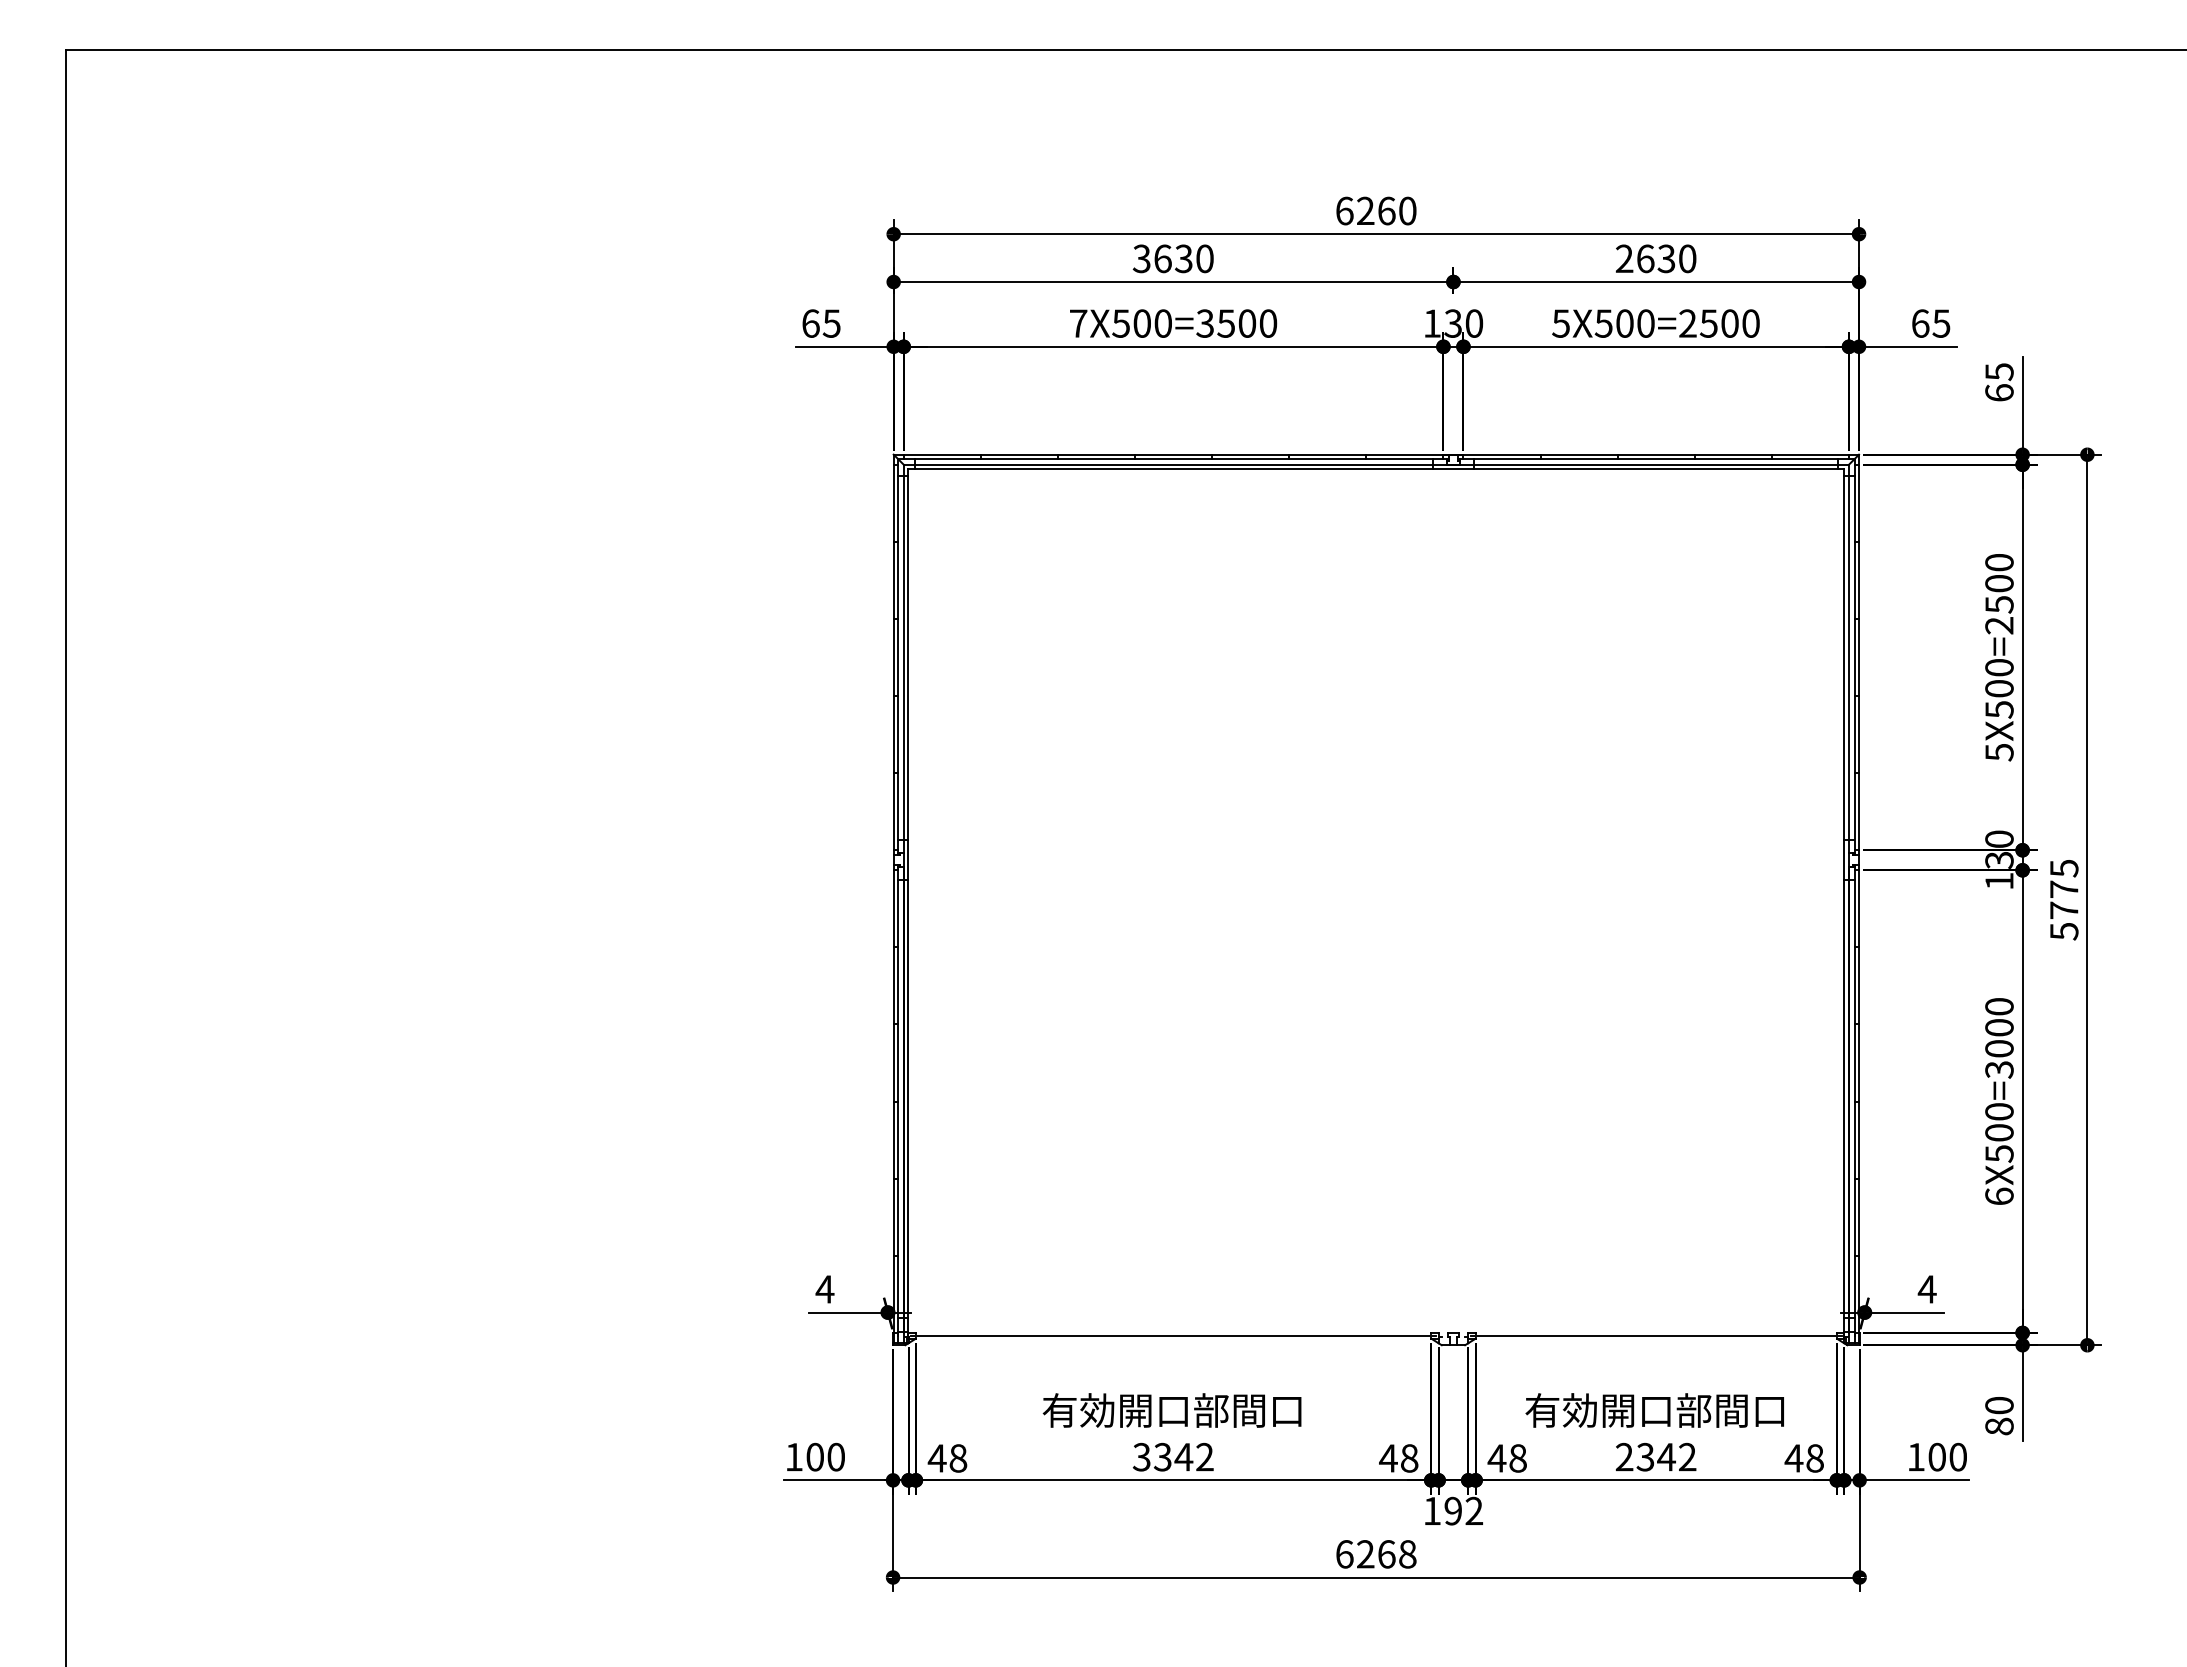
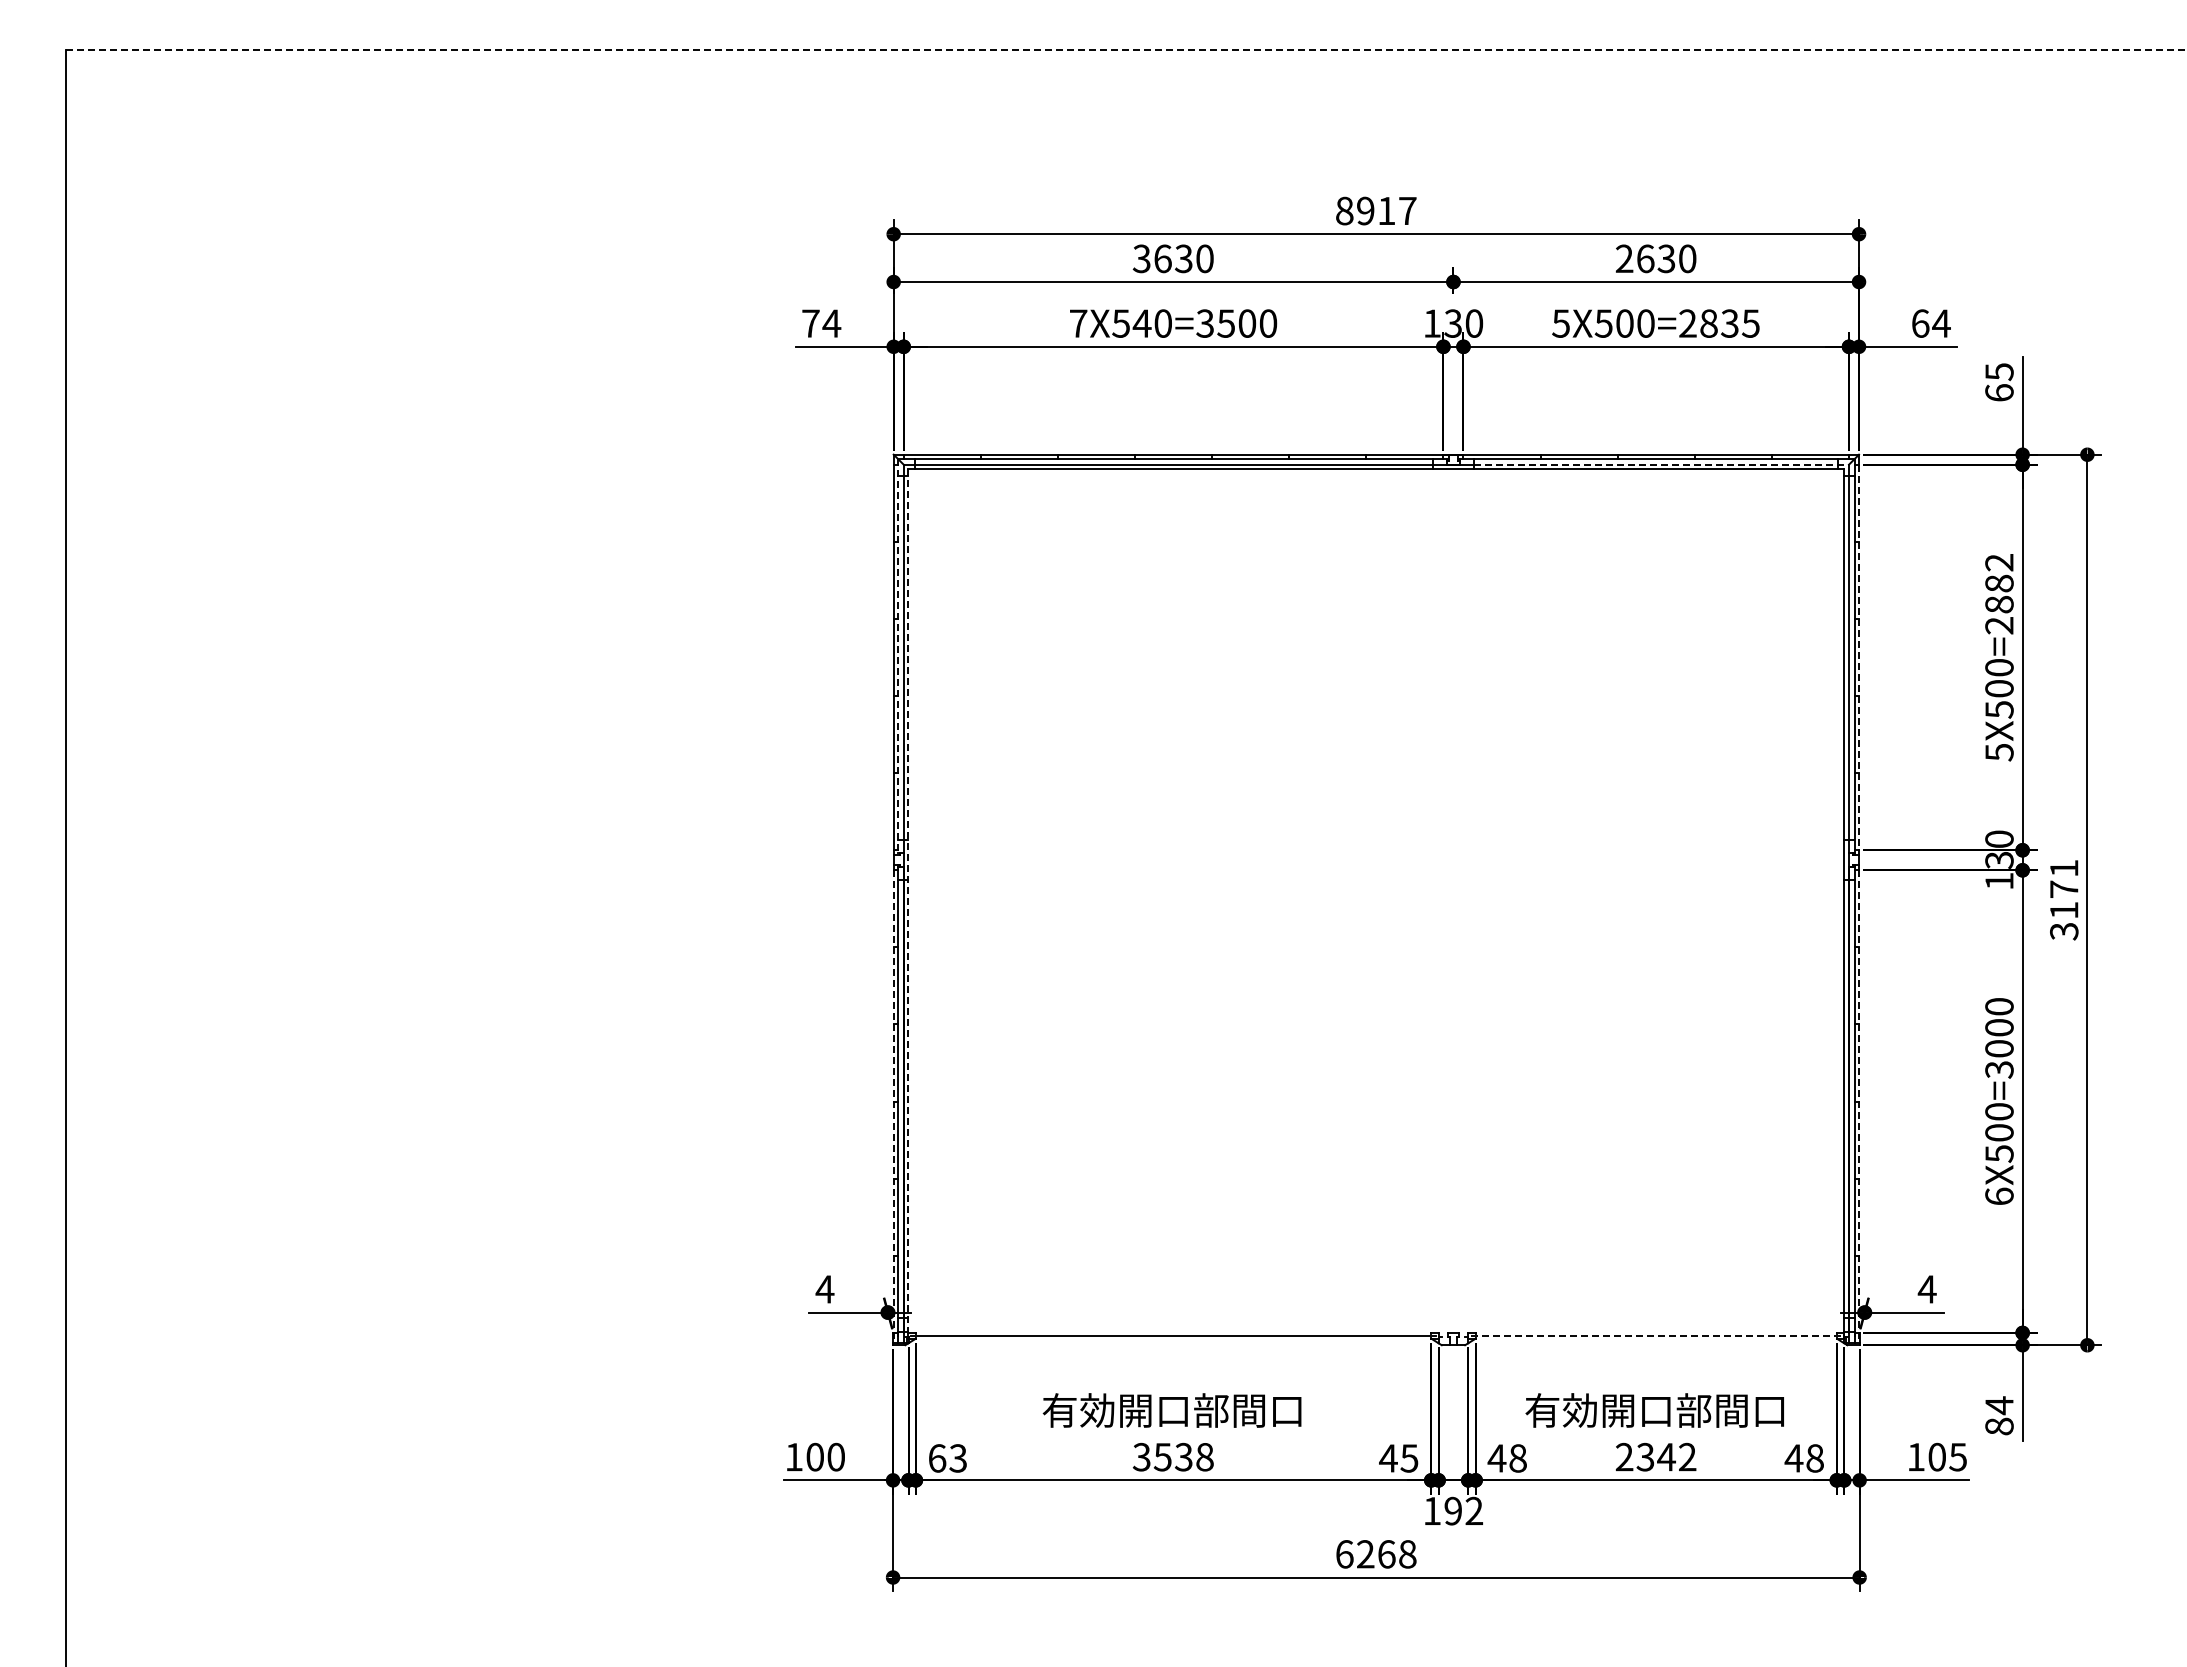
line: solid -> dashed (1126, 49)
text: 6260 -> 8917 (1376, 210)
text: 65 -> 74 (821, 323)
text: 7X500=3500 -> 7X540=3500 (1141, 323)
text: 5X500=2500 -> 5X500=2835 (1729, 323)
text: 65 -> 64 (1941, 323)
line: solid -> dashed (1661, 464)
text: 5X500=2500 -> 5X500=2882 (1999, 583)
line: solid -> dashed (898, 657)
line: solid -> dashed (1859, 657)
text: 5775 -> 3171 (2064, 900)
line: solid -> dashed (908, 903)
line: solid -> dashed (893, 1107)
line: solid -> dashed (1859, 1107)
line: solid -> dashed (1656, 1335)
text: 80 -> 84 (1999, 1405)
text: 3342 -> 3538 (1183, 1456)
text: 100 -> 105 (1957, 1456)
text: 48 -> 63 (947, 1458)
text: 48 -> 45 (1409, 1458)
